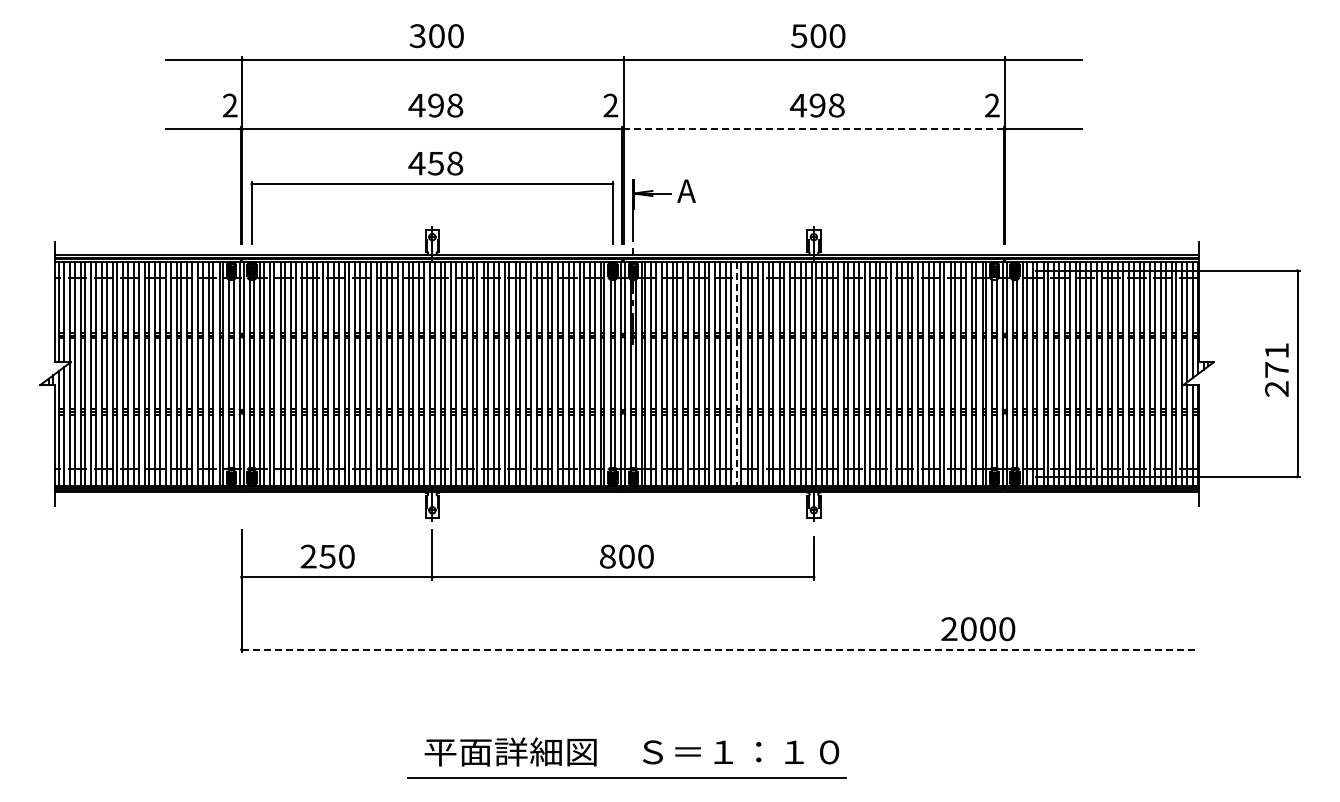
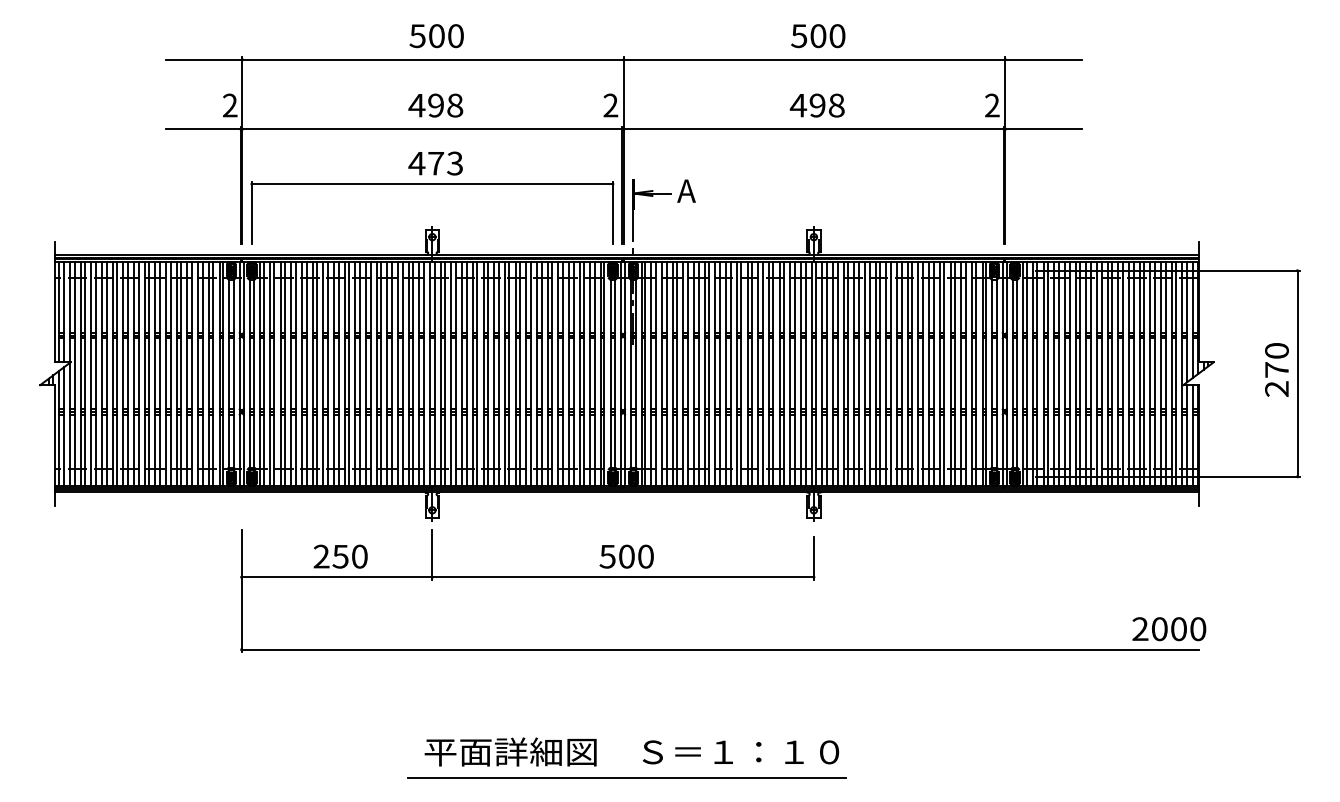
text: 300 -> 500 (417, 35)
line: dashed -> solid (813, 129)
text: 458 -> 473 (445, 163)
text: 271 -> 270 (1276, 350)
line: dashed -> solid (736, 374)
text position: (327, 556) -> (340, 556) (340, 556)
text: 800 -> 500 (607, 556)
text position: (978, 629) -> (1169, 629) (1169, 629)
line: dashed -> solid (720, 649)
